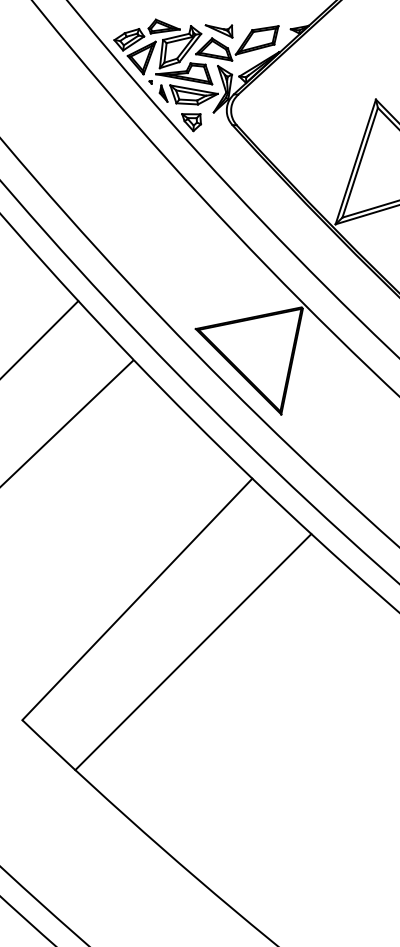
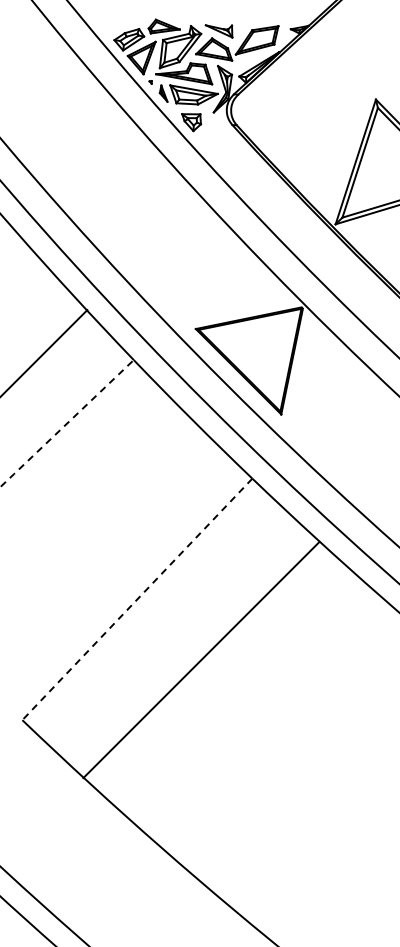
line position: (40, 338) -> (44, 352) (44, 352)
line: solid -> dashed (66, 423)
line: solid -> dashed (137, 599)
line position: (193, 652) -> (201, 660) (201, 660)
